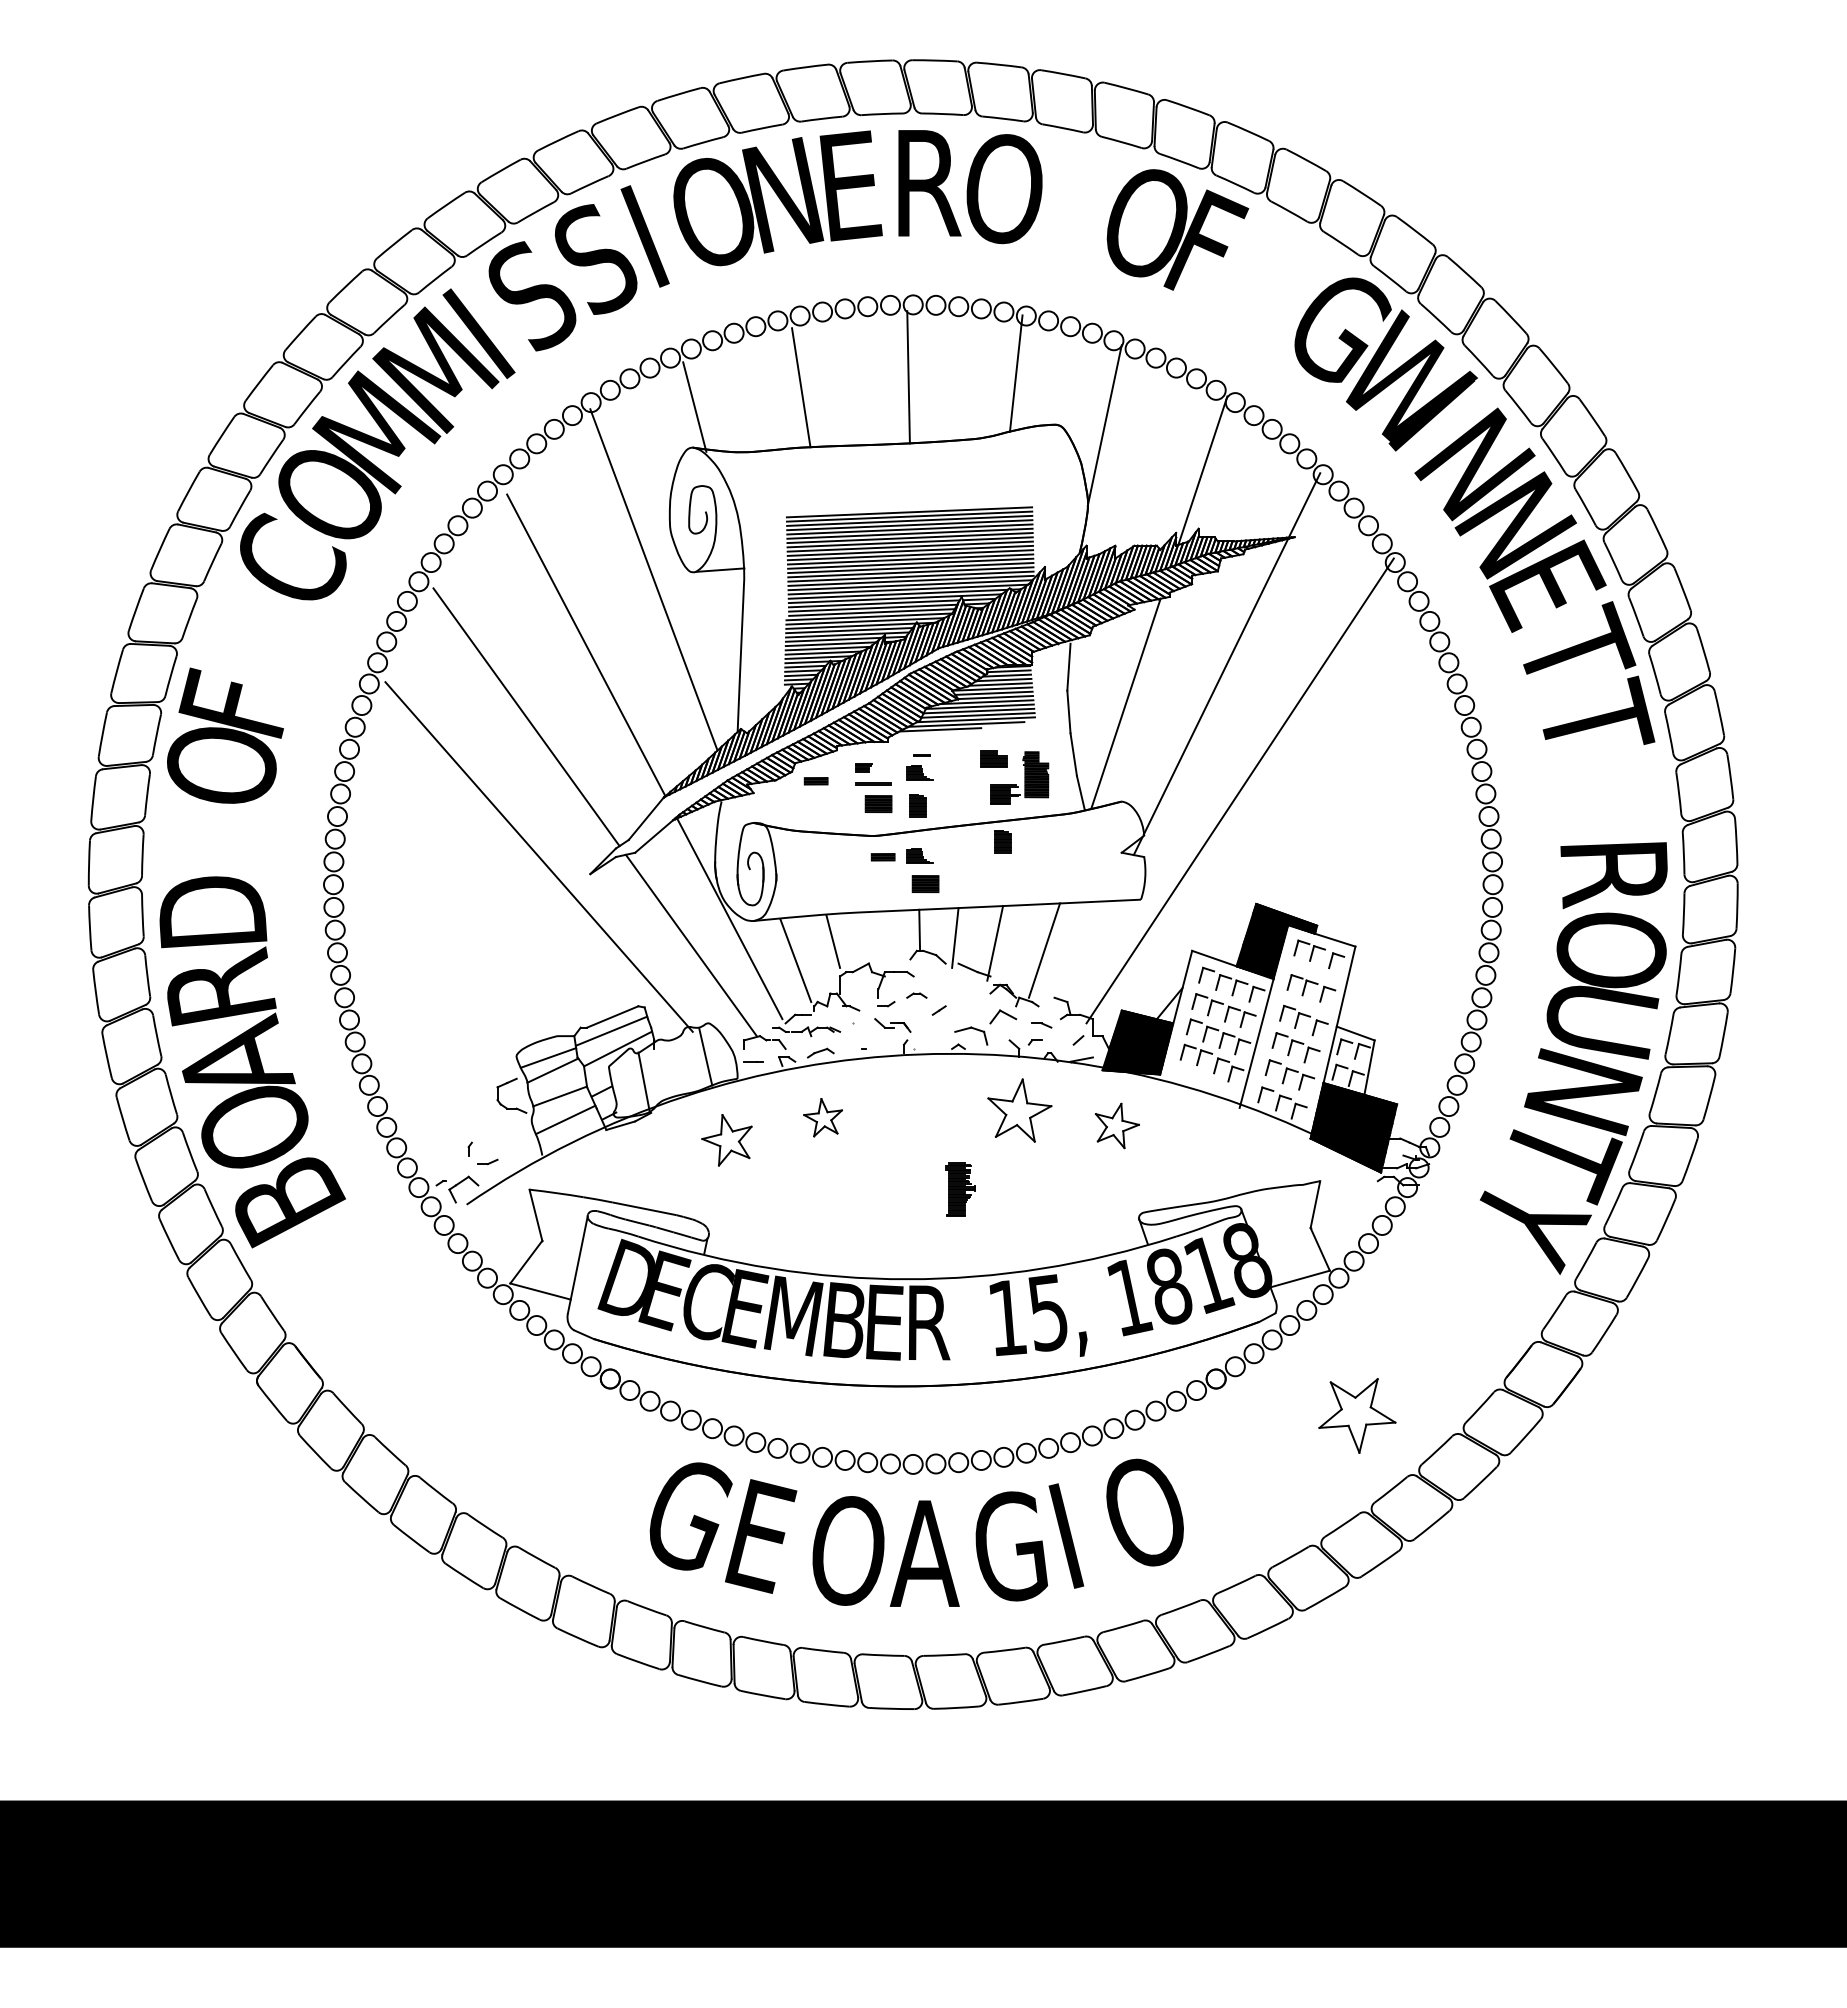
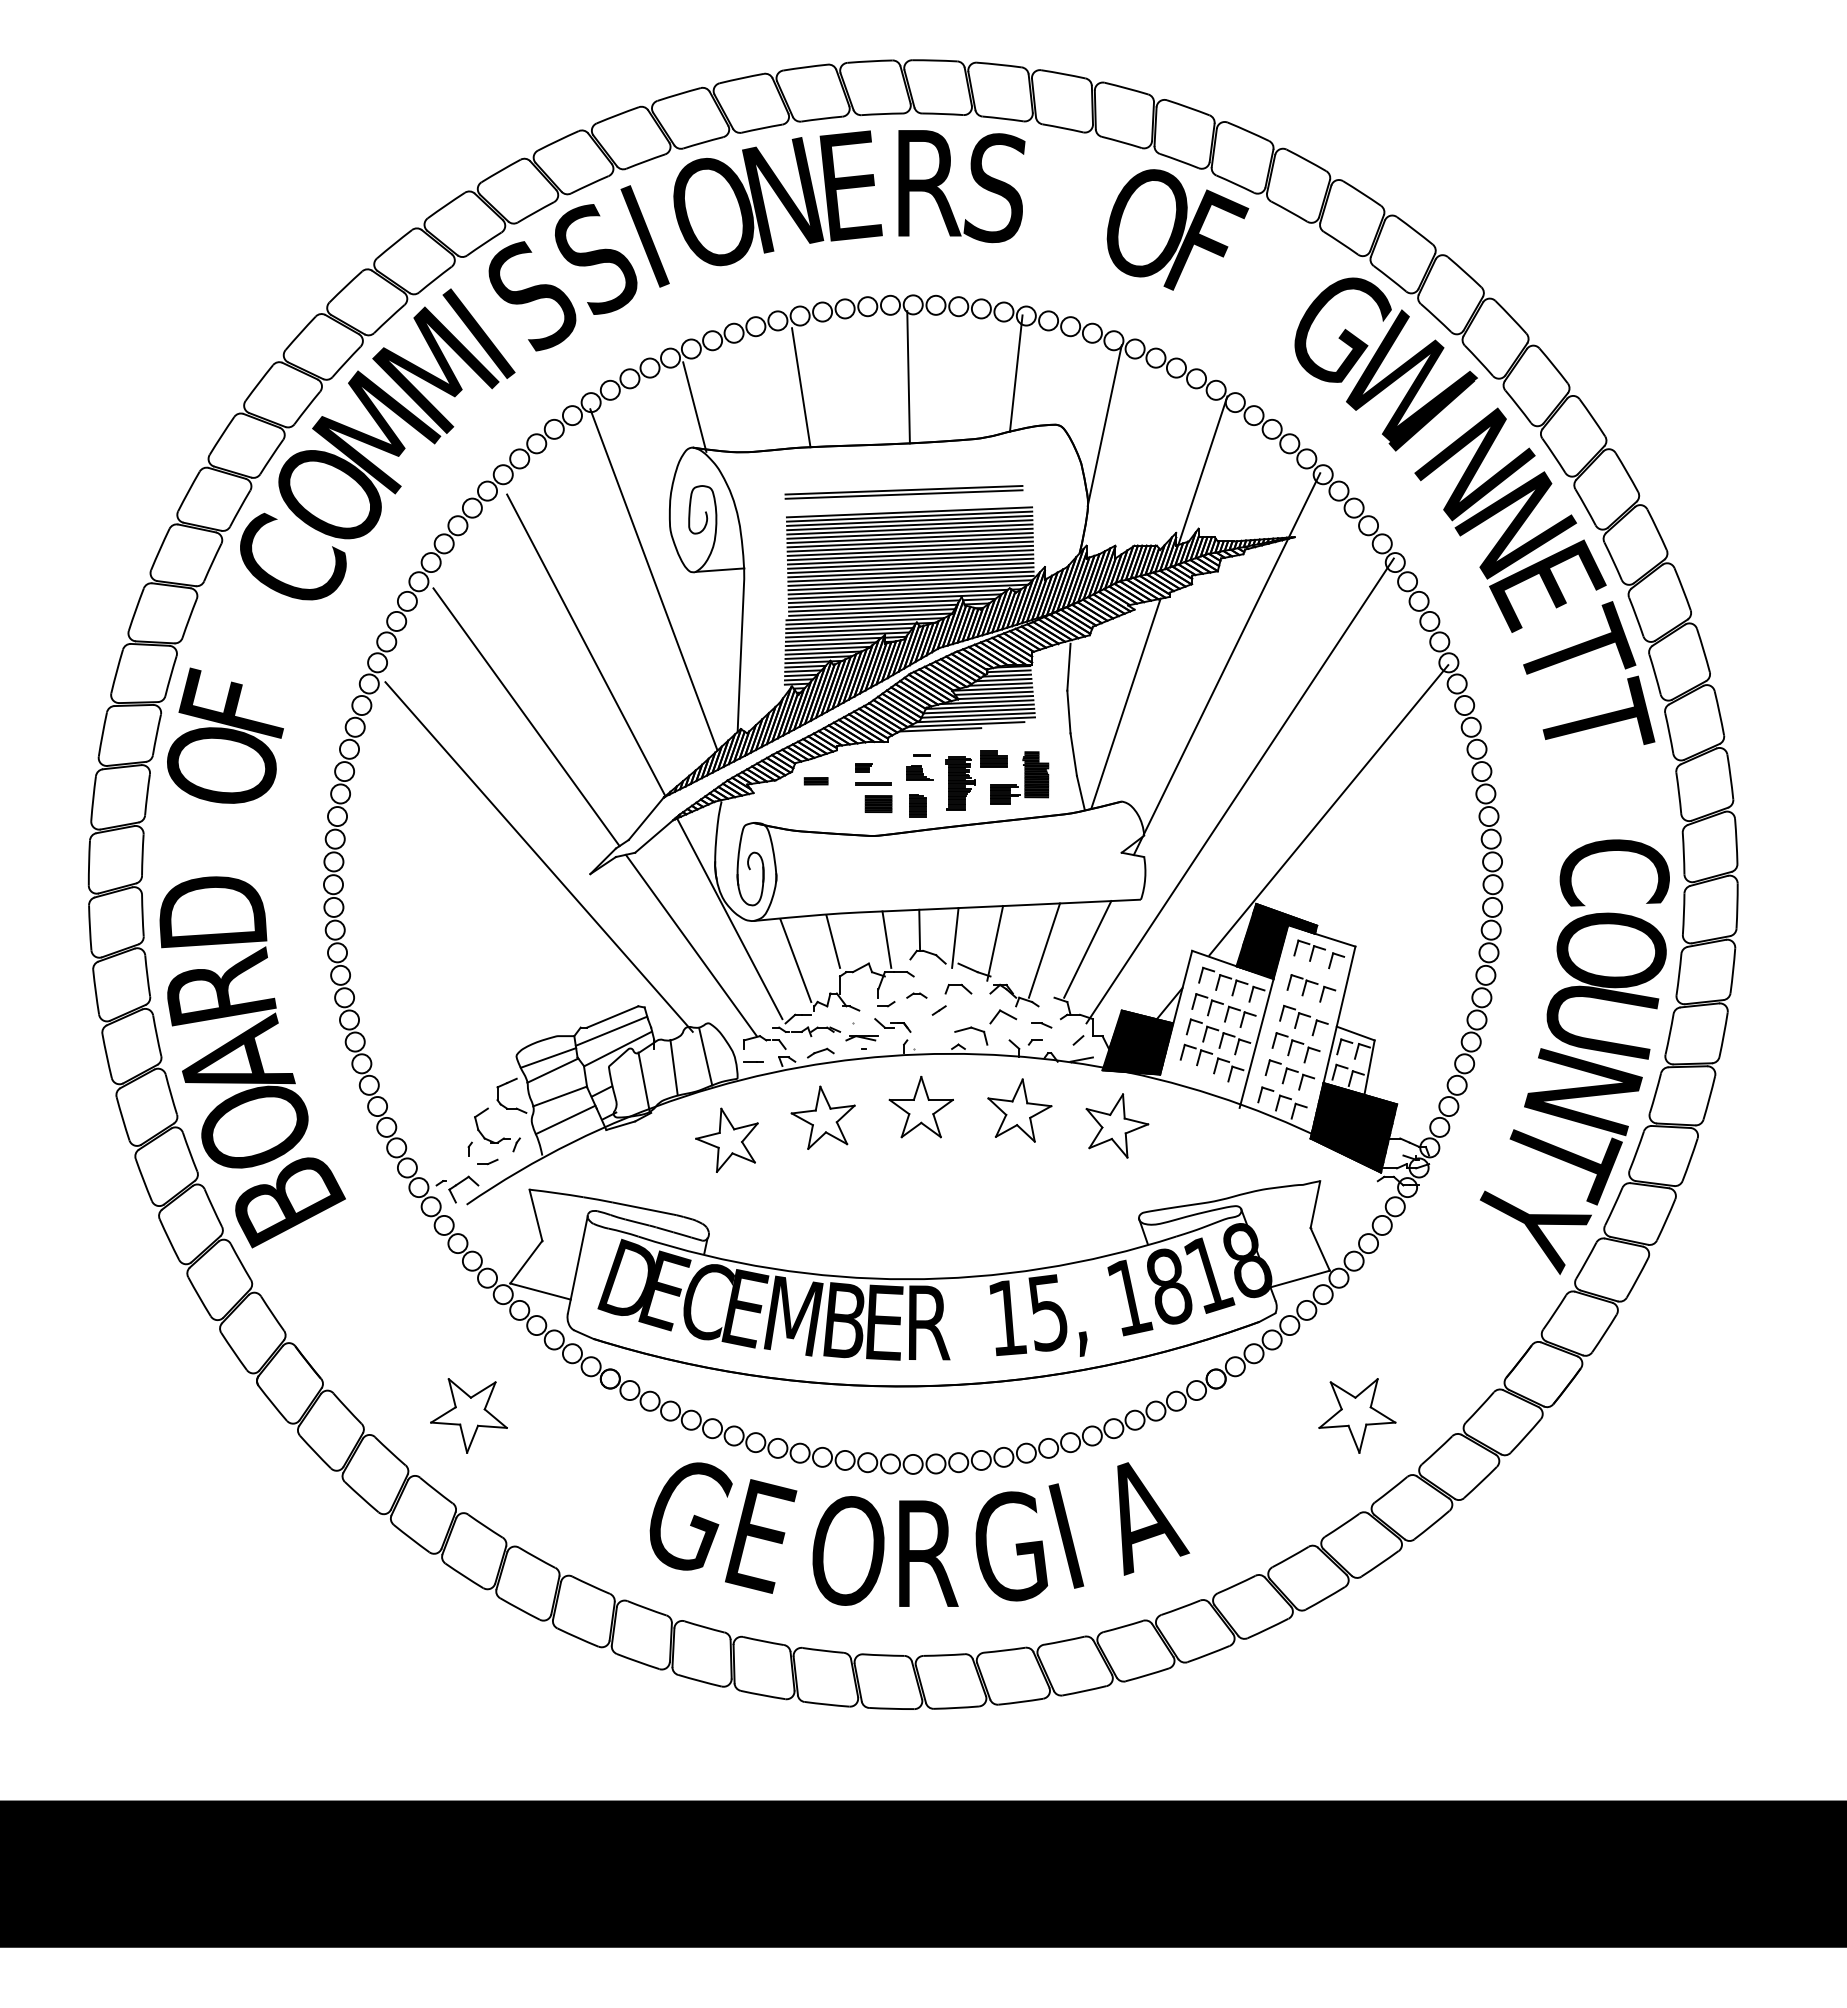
text: O -> S (1002, 188)
part: none -> present (903, 492)
line: none -> present (1328, 810)
part: present -> none (1002, 841)
part: present -> none (919, 855)
part: present -> none (882, 857)
text: R -> C (1614, 874)
part: present -> none (925, 884)
line: none -> present (886, 939)
line: none -> present (1087, 949)
part: none -> present (958, 988)
part: none -> present (861, 1038)
line: none -> present (673, 1067)
part: none -> present (920, 1106)
part size: 40x40 px -> 66x65 px (822, 1117)
part size: 46x48 px -> 65x66 px (1117, 1125)
part: none -> present (503, 1137)
part size: 52x53 px -> 64x66 px (726, 1139)
part position: (960, 1189) -> (960, 783) (960, 783)
part: none -> present (468, 1415)
text: O -> A (1148, 1516)
text: A -> R (924, 1553)
